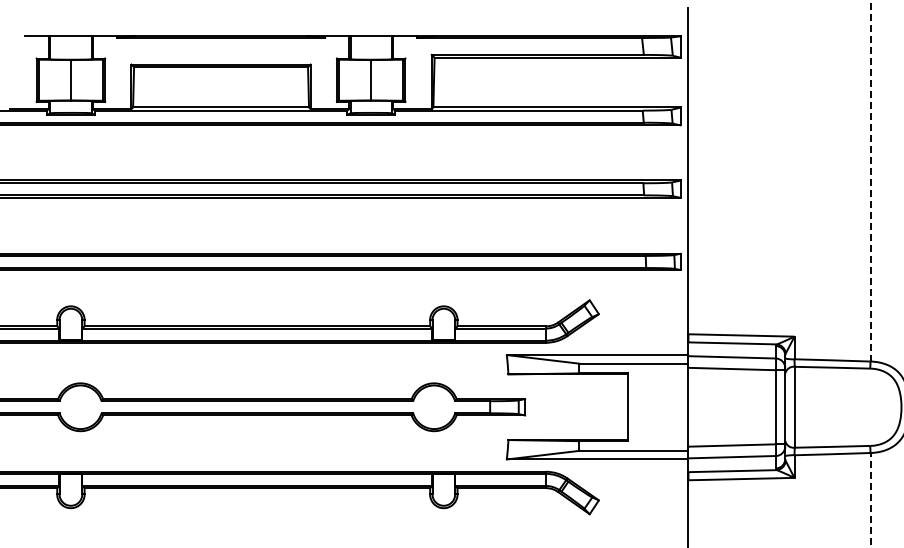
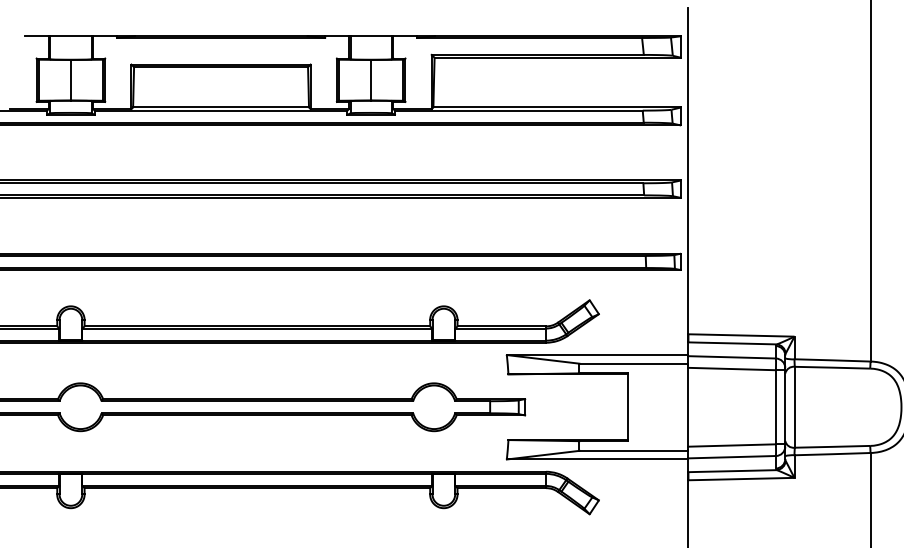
line: dashed -> solid (870, 180)
line: dashed -> solid (870, 499)
